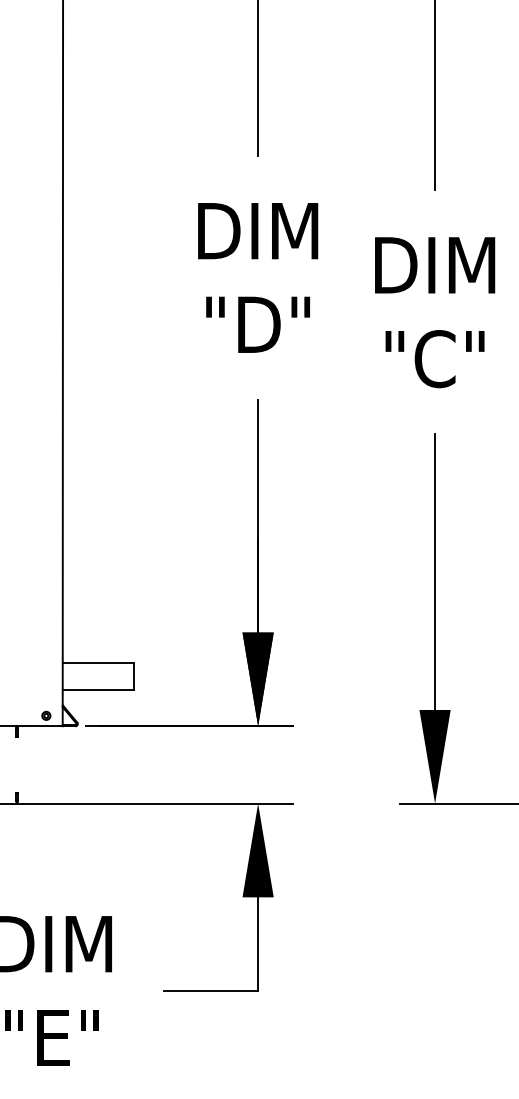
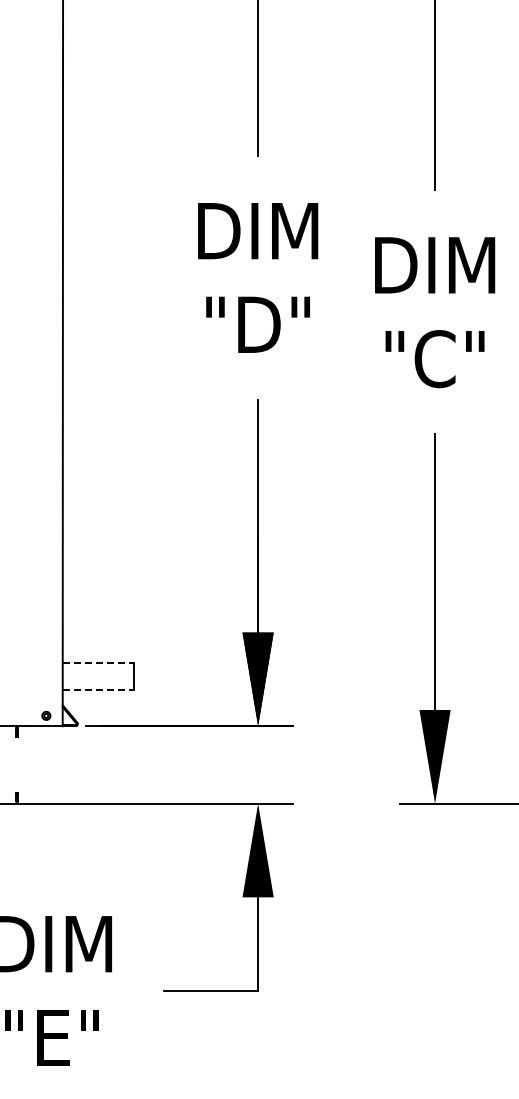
line: solid -> dashed (98, 663)
line: solid -> dashed (98, 690)
